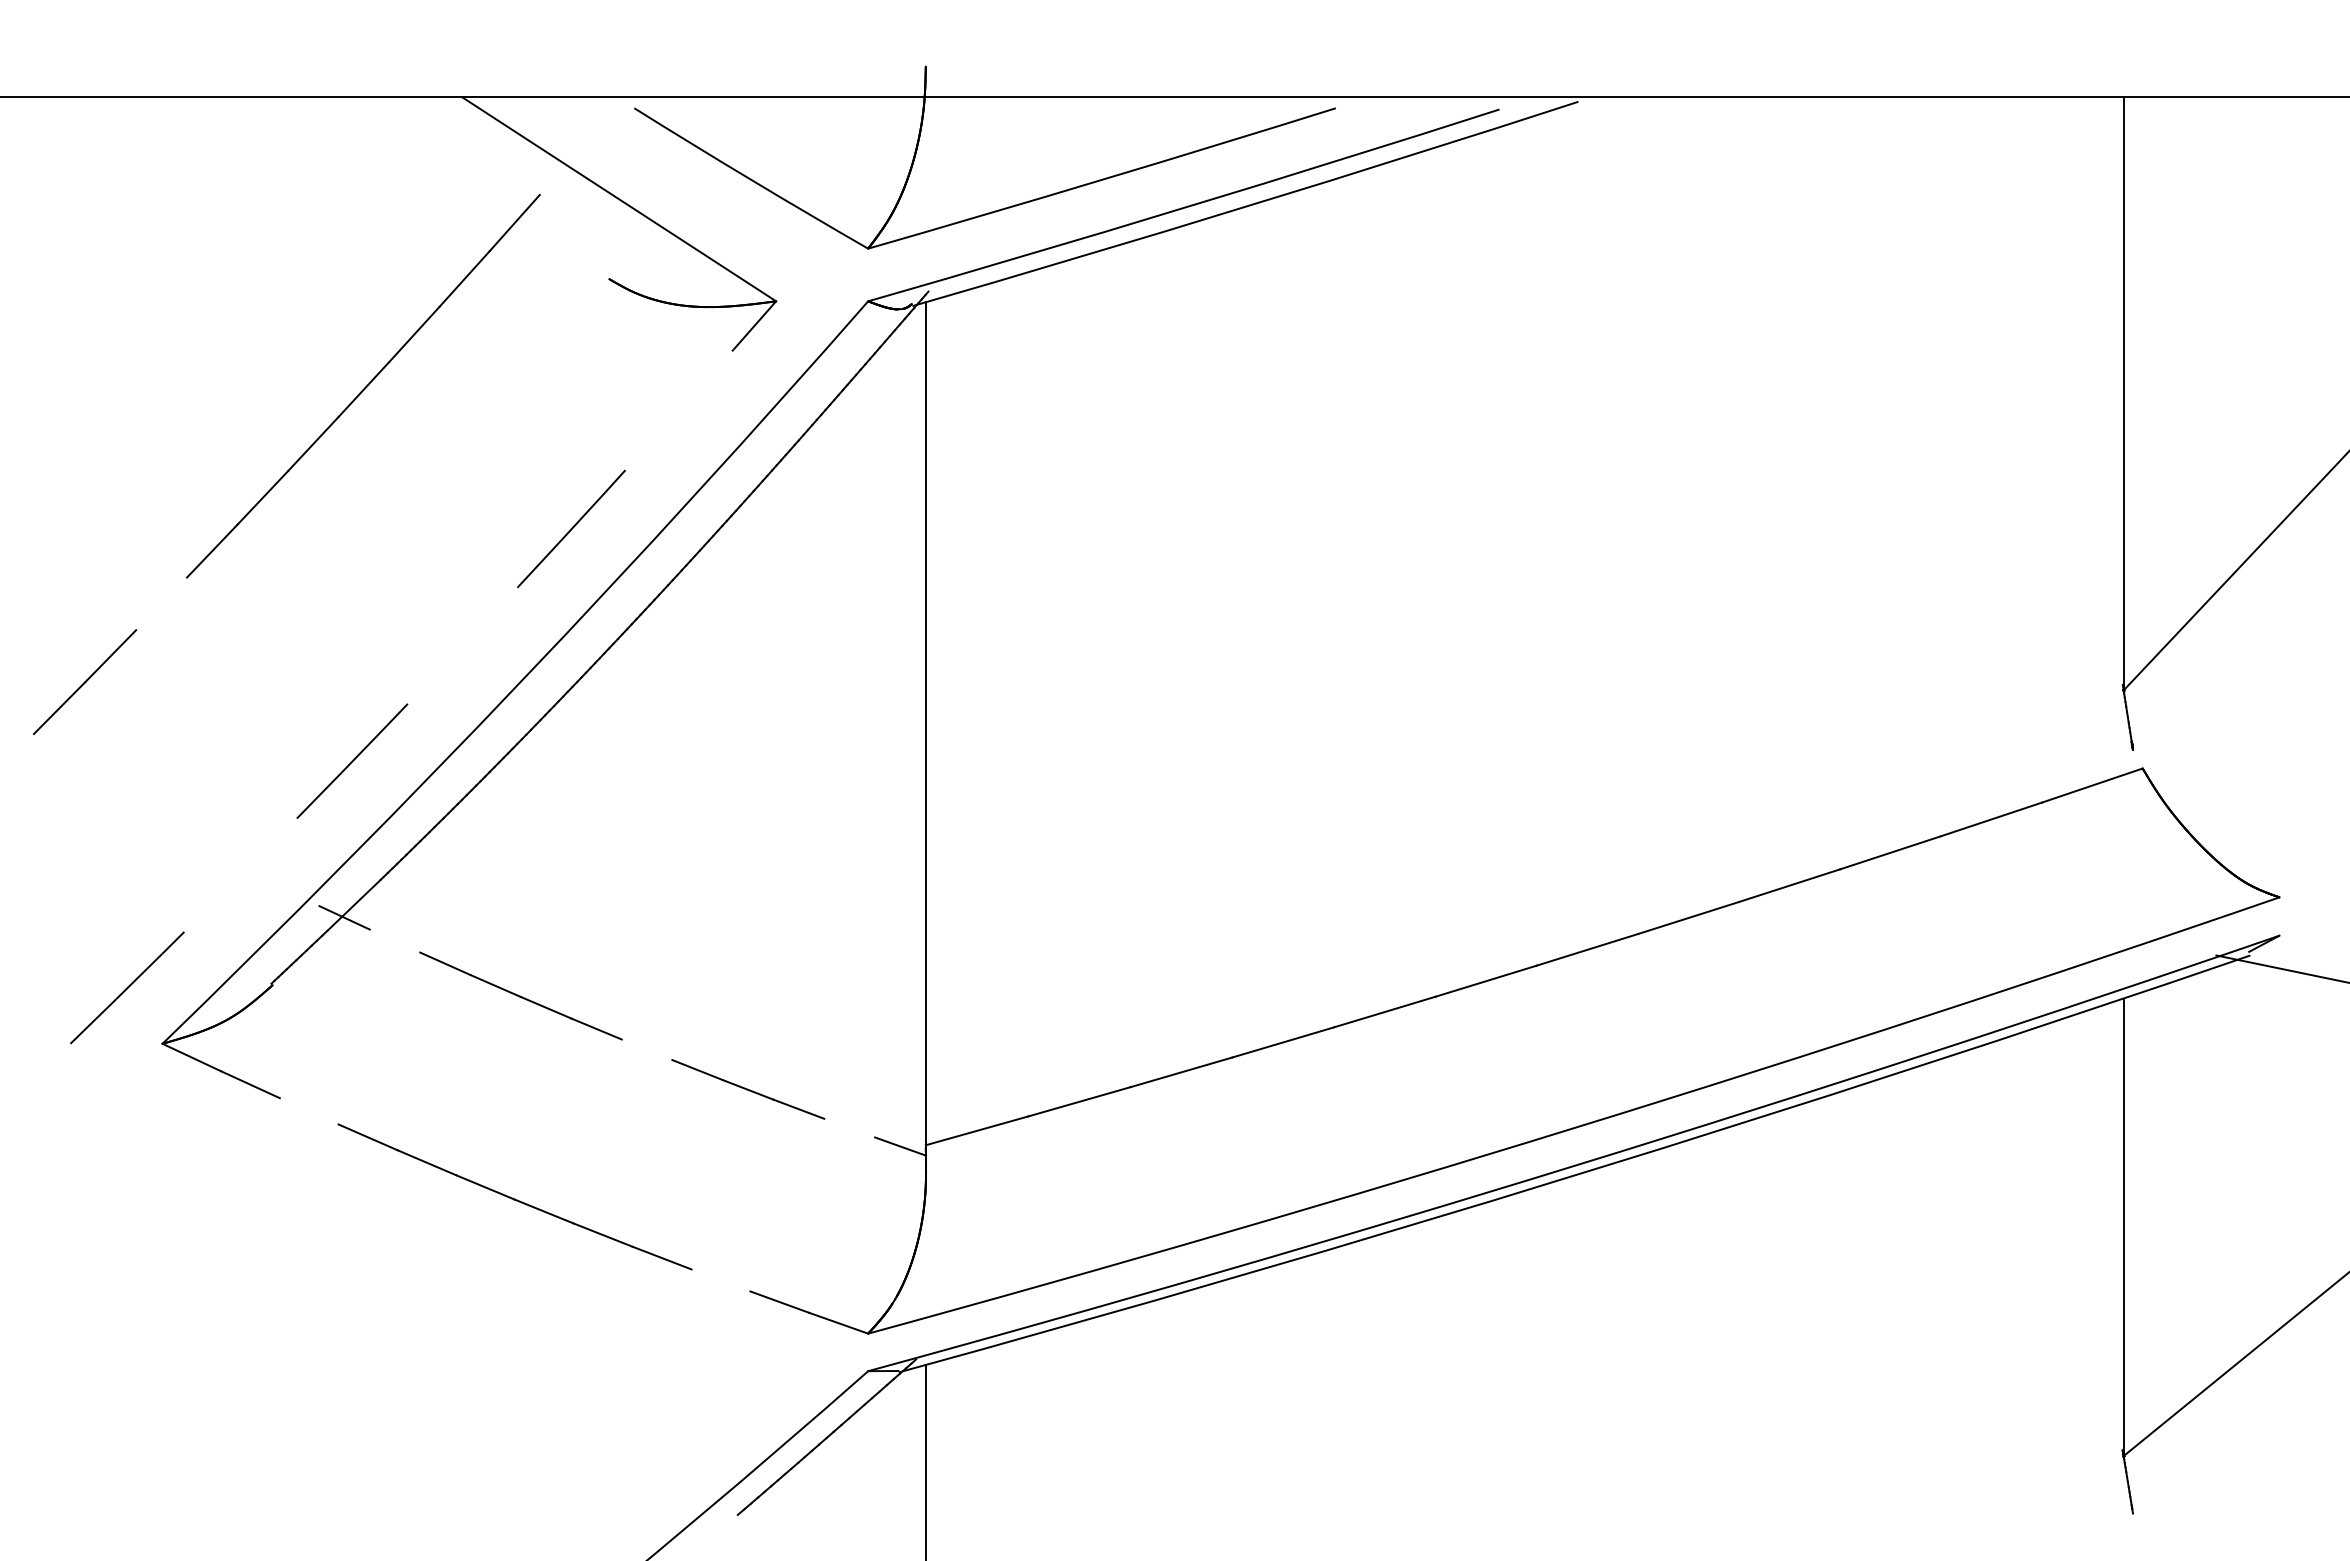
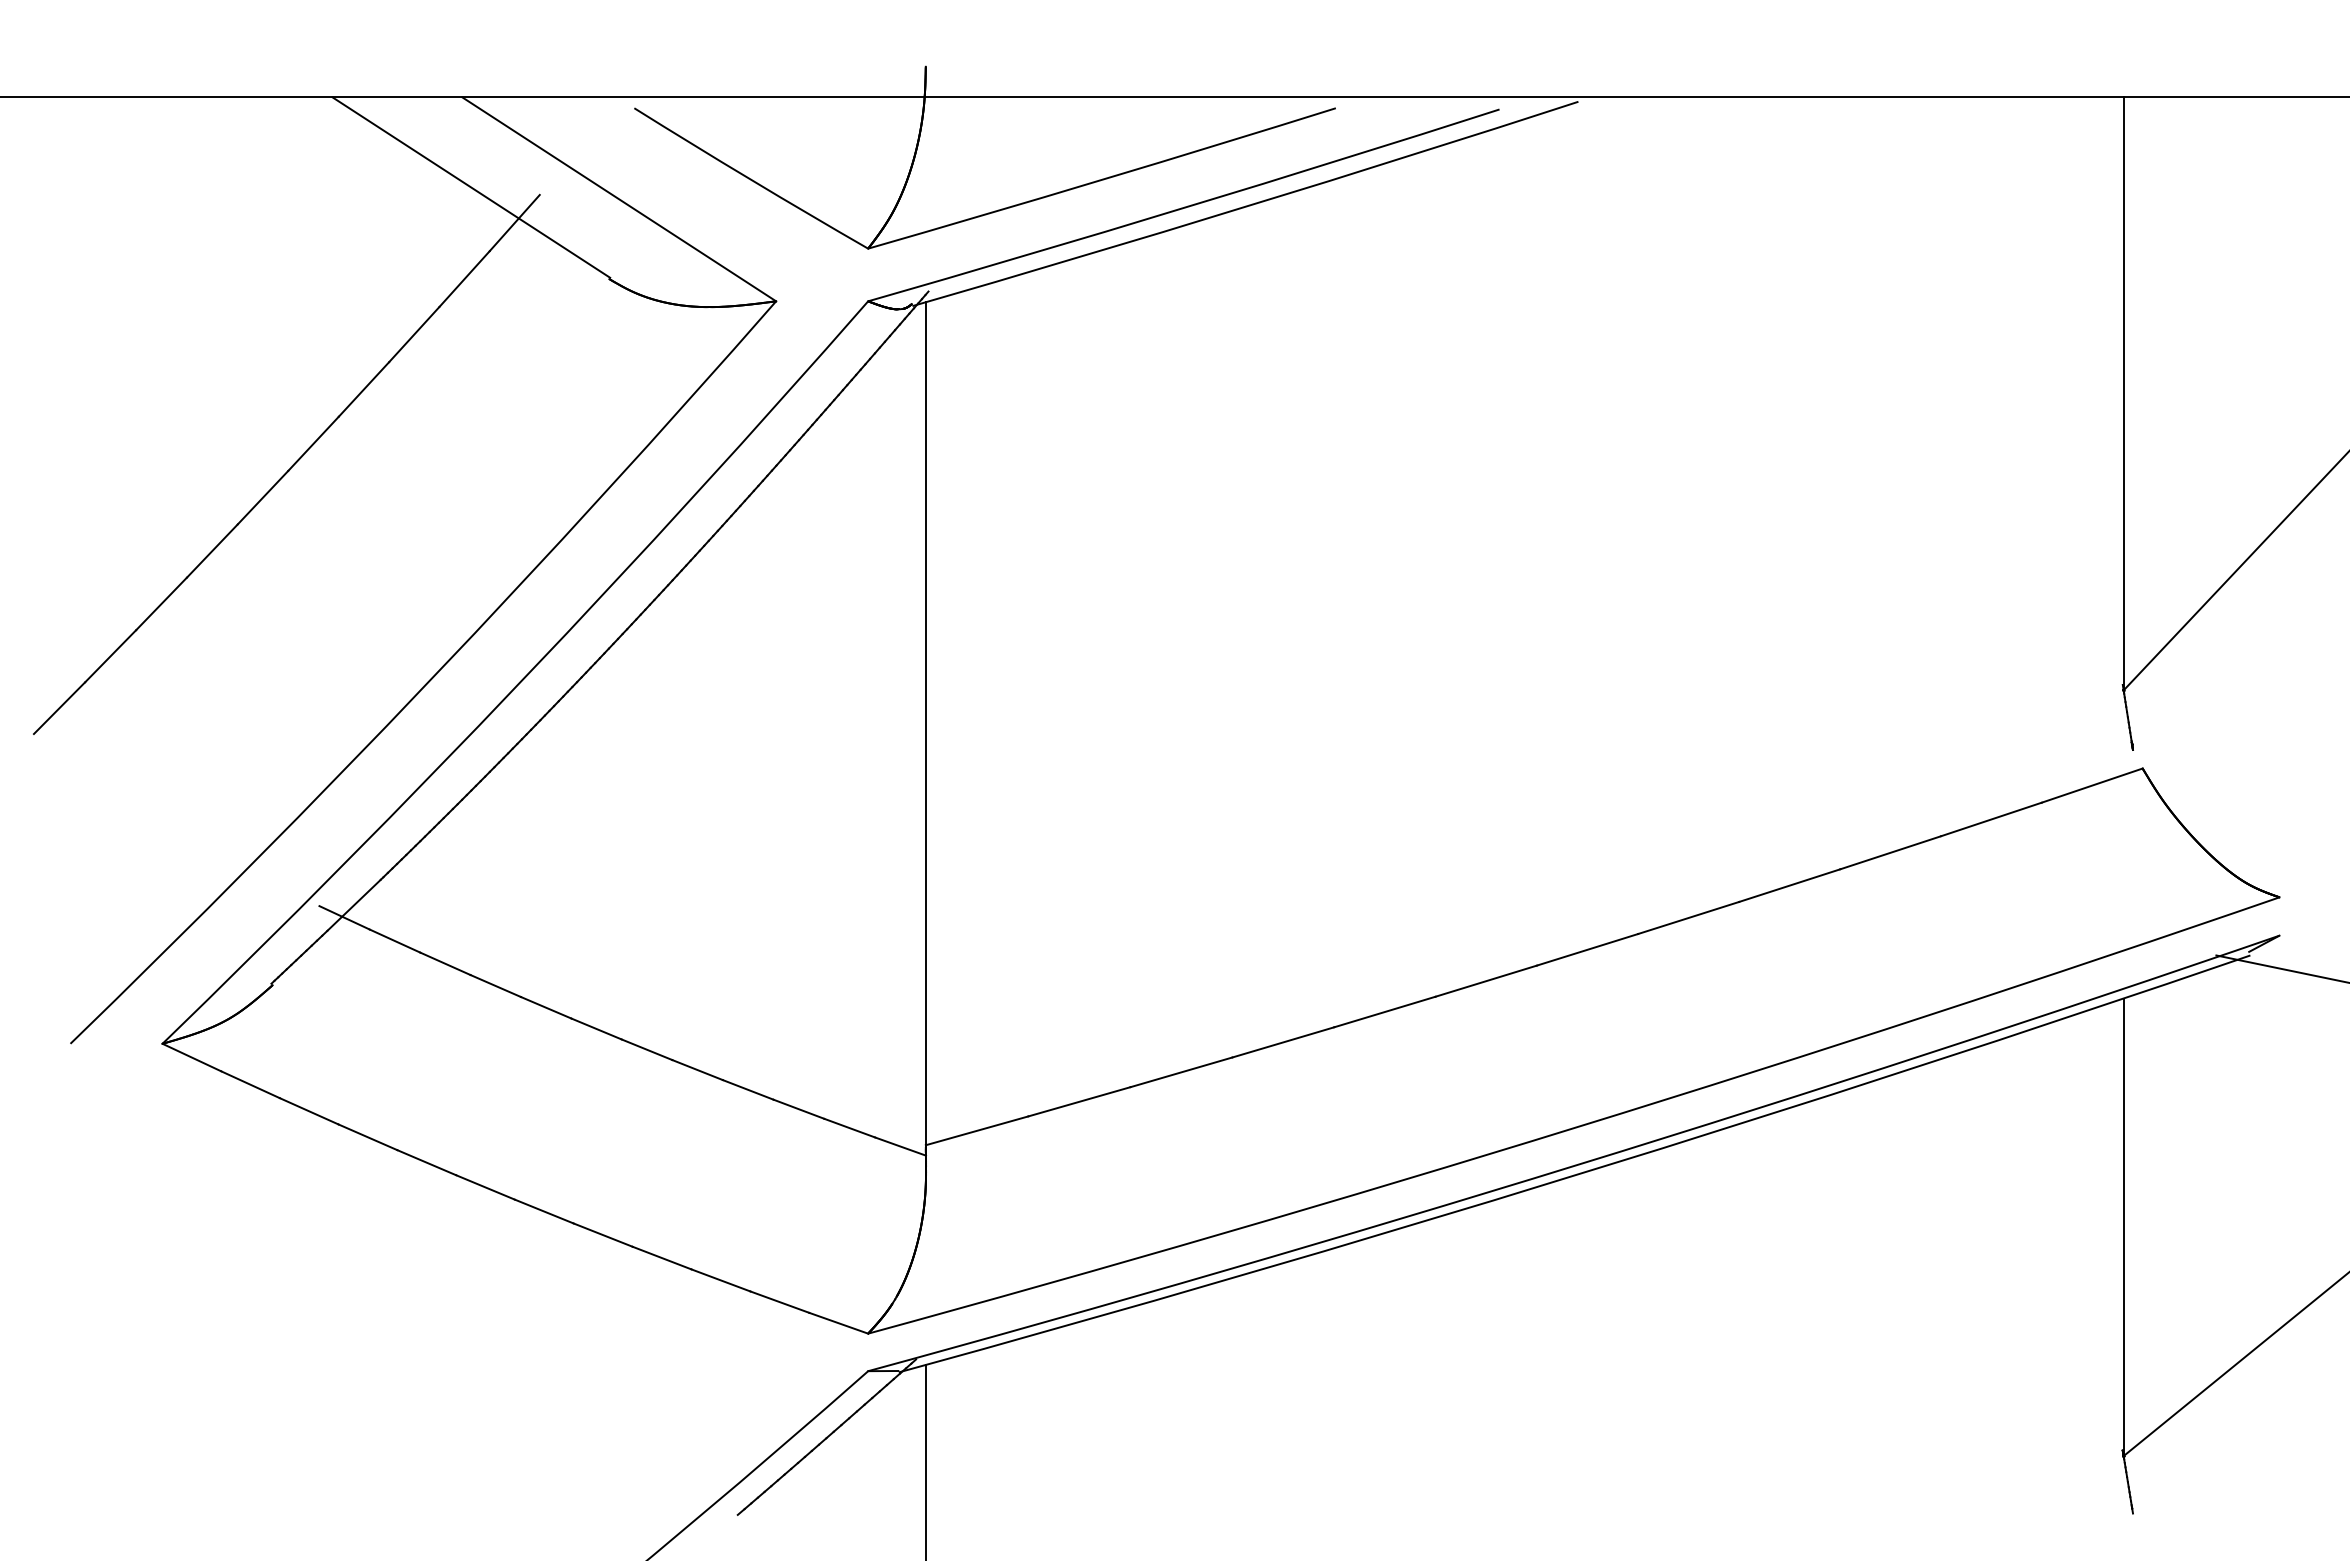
line: none -> present (471, 187)
line: none -> present (161, 603)
arc: dashed -> solid (430, 679)
line: none -> present (394, 940)
line: none -> present (646, 1049)
line: none -> present (308, 1111)
line: none -> present (849, 1127)
line: none -> present (720, 1280)
